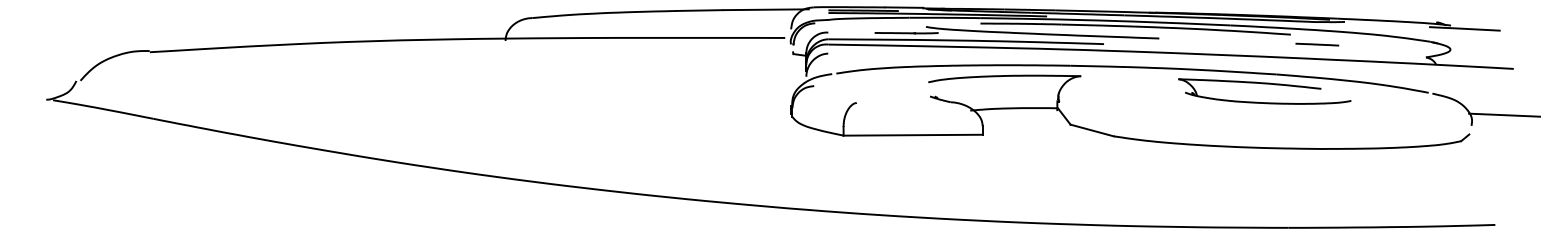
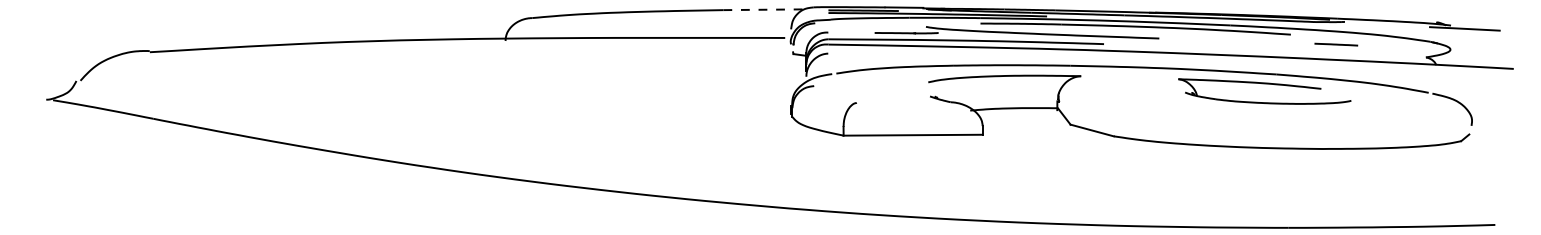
line: solid -> dashed (766, 9)
line position: (1317, 44) -> (1336, 44) (1336, 44)
line: present -> none (1503, 114)
